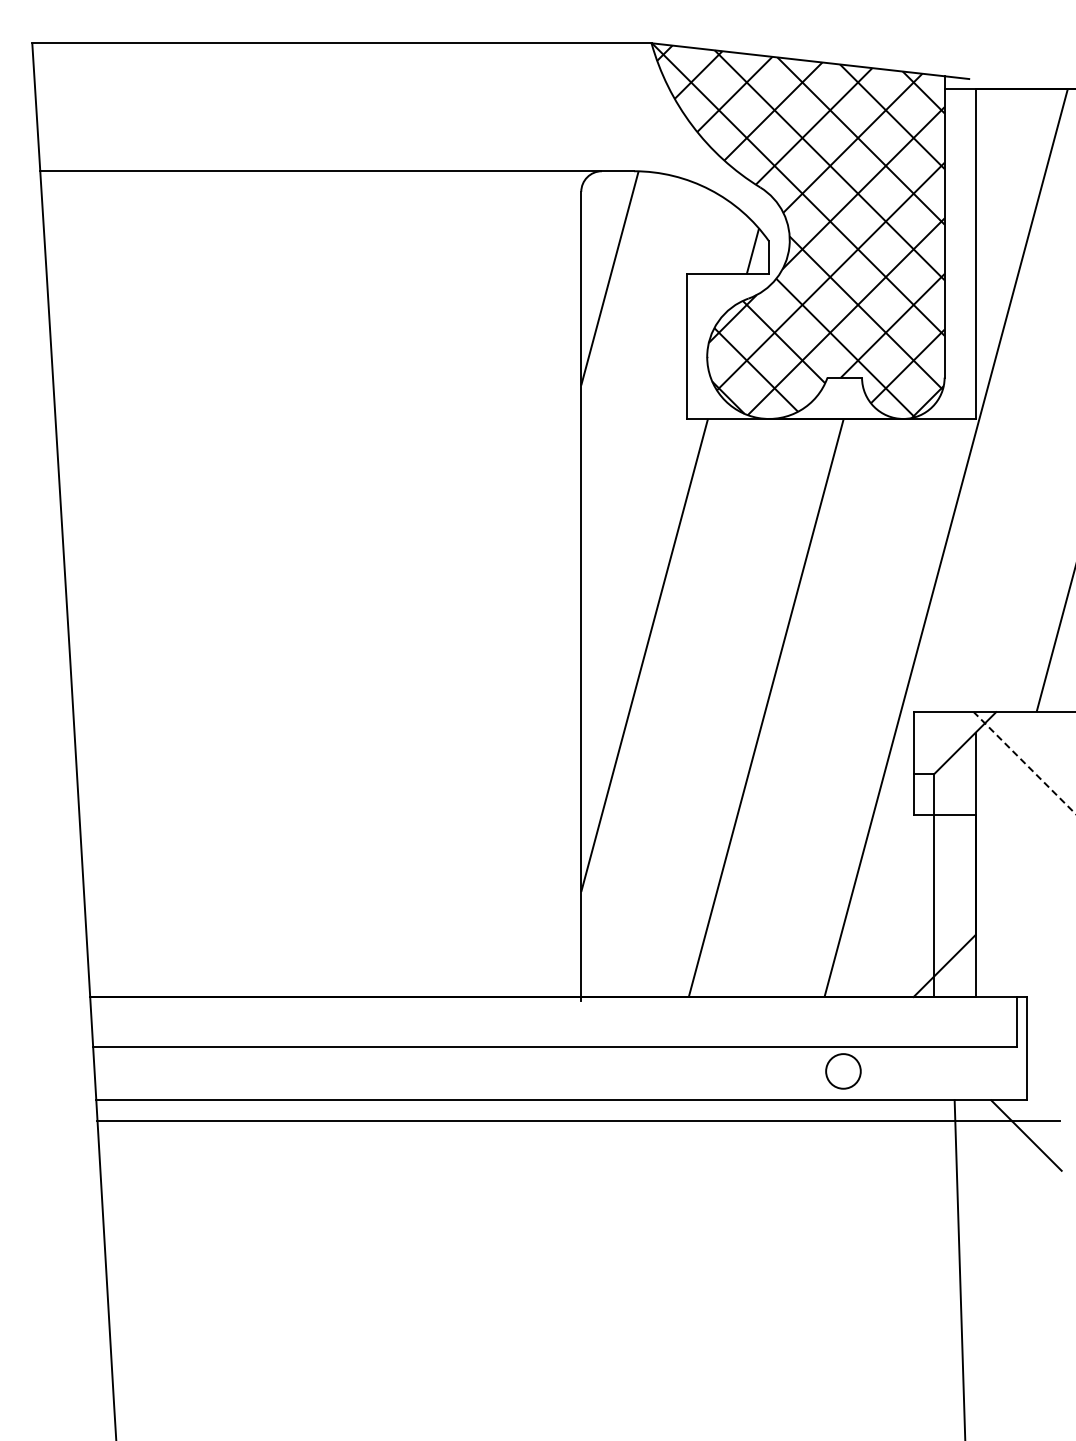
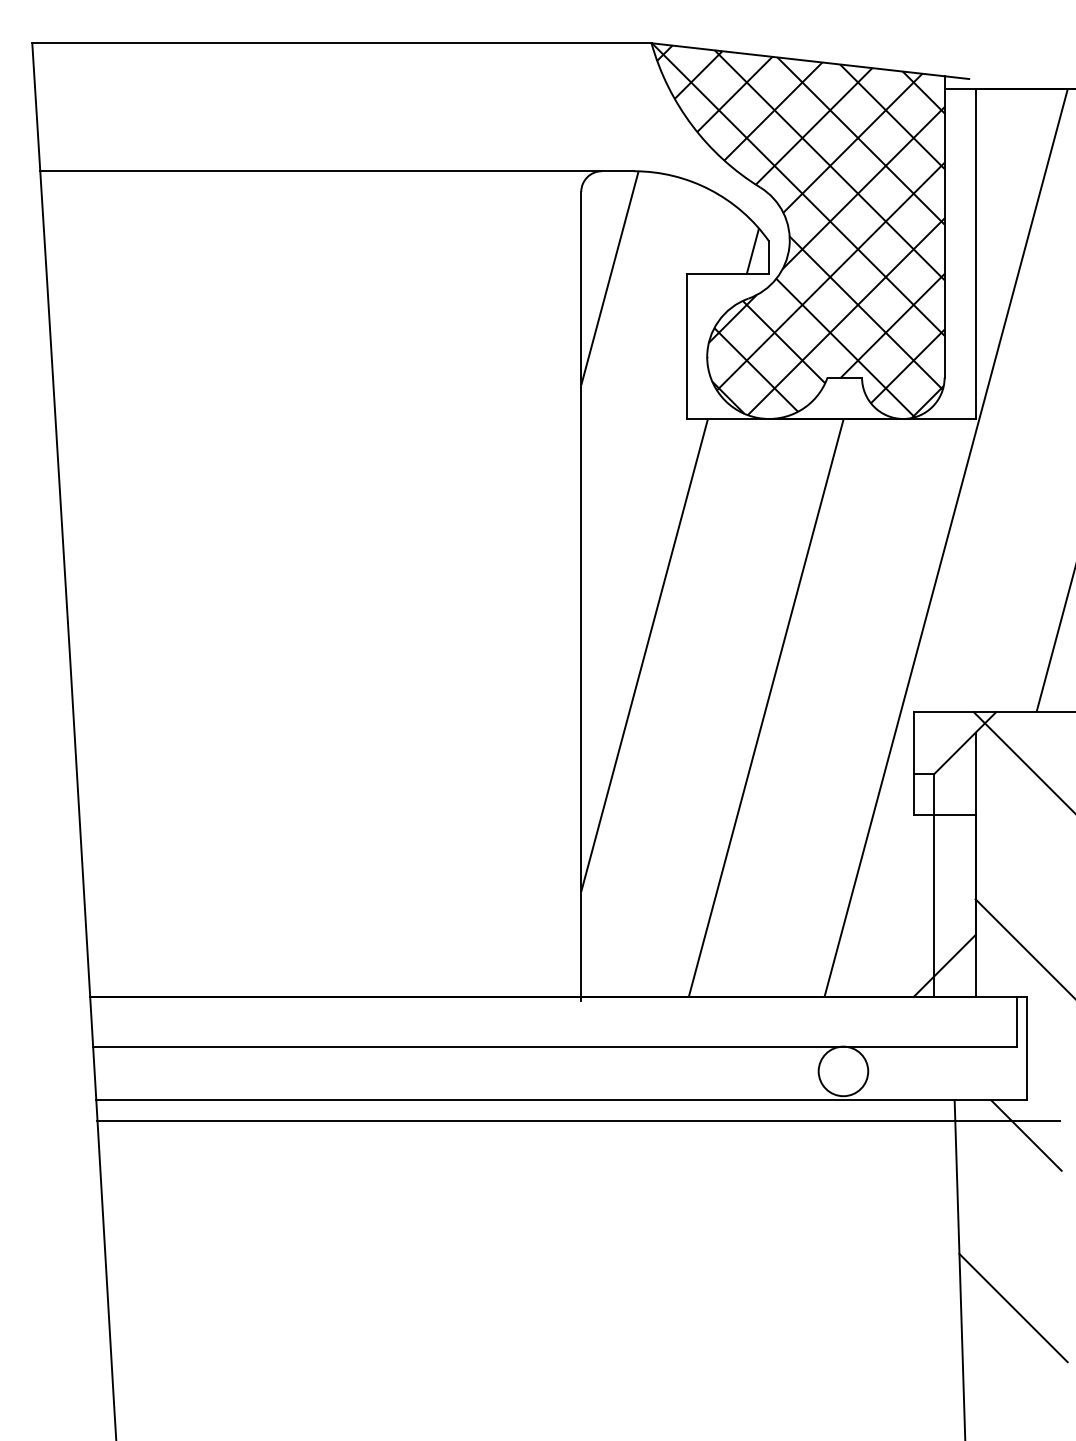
line: dashed -> solid (1024, 763)
line: none -> present (1023, 947)
circle diameter: 35 px -> 50 px (843, 1071)
line: none -> present (1013, 1307)
